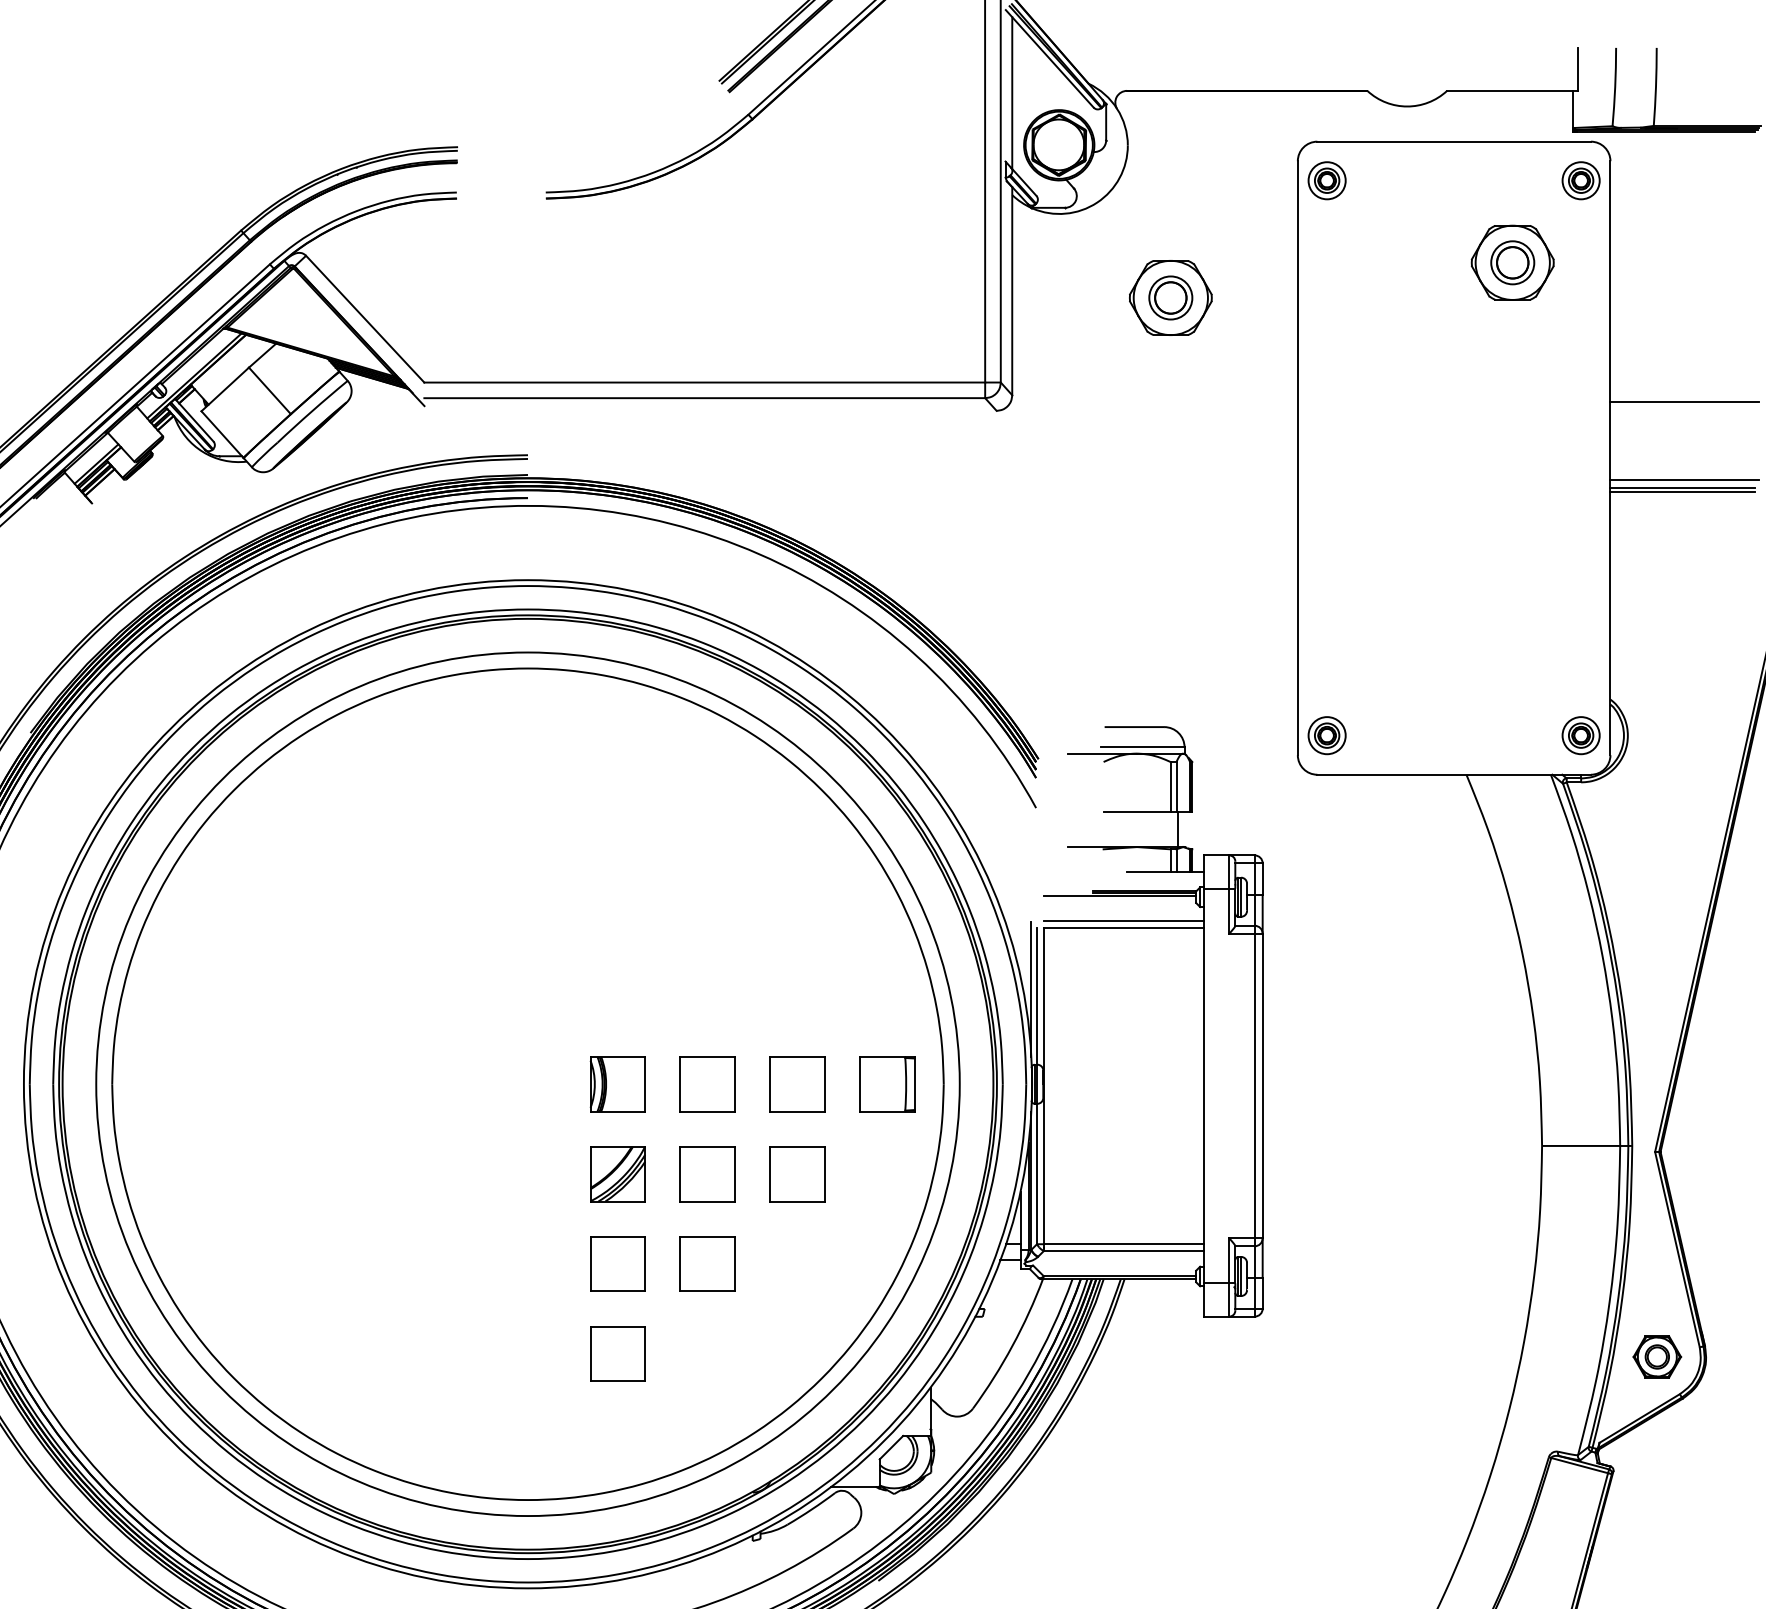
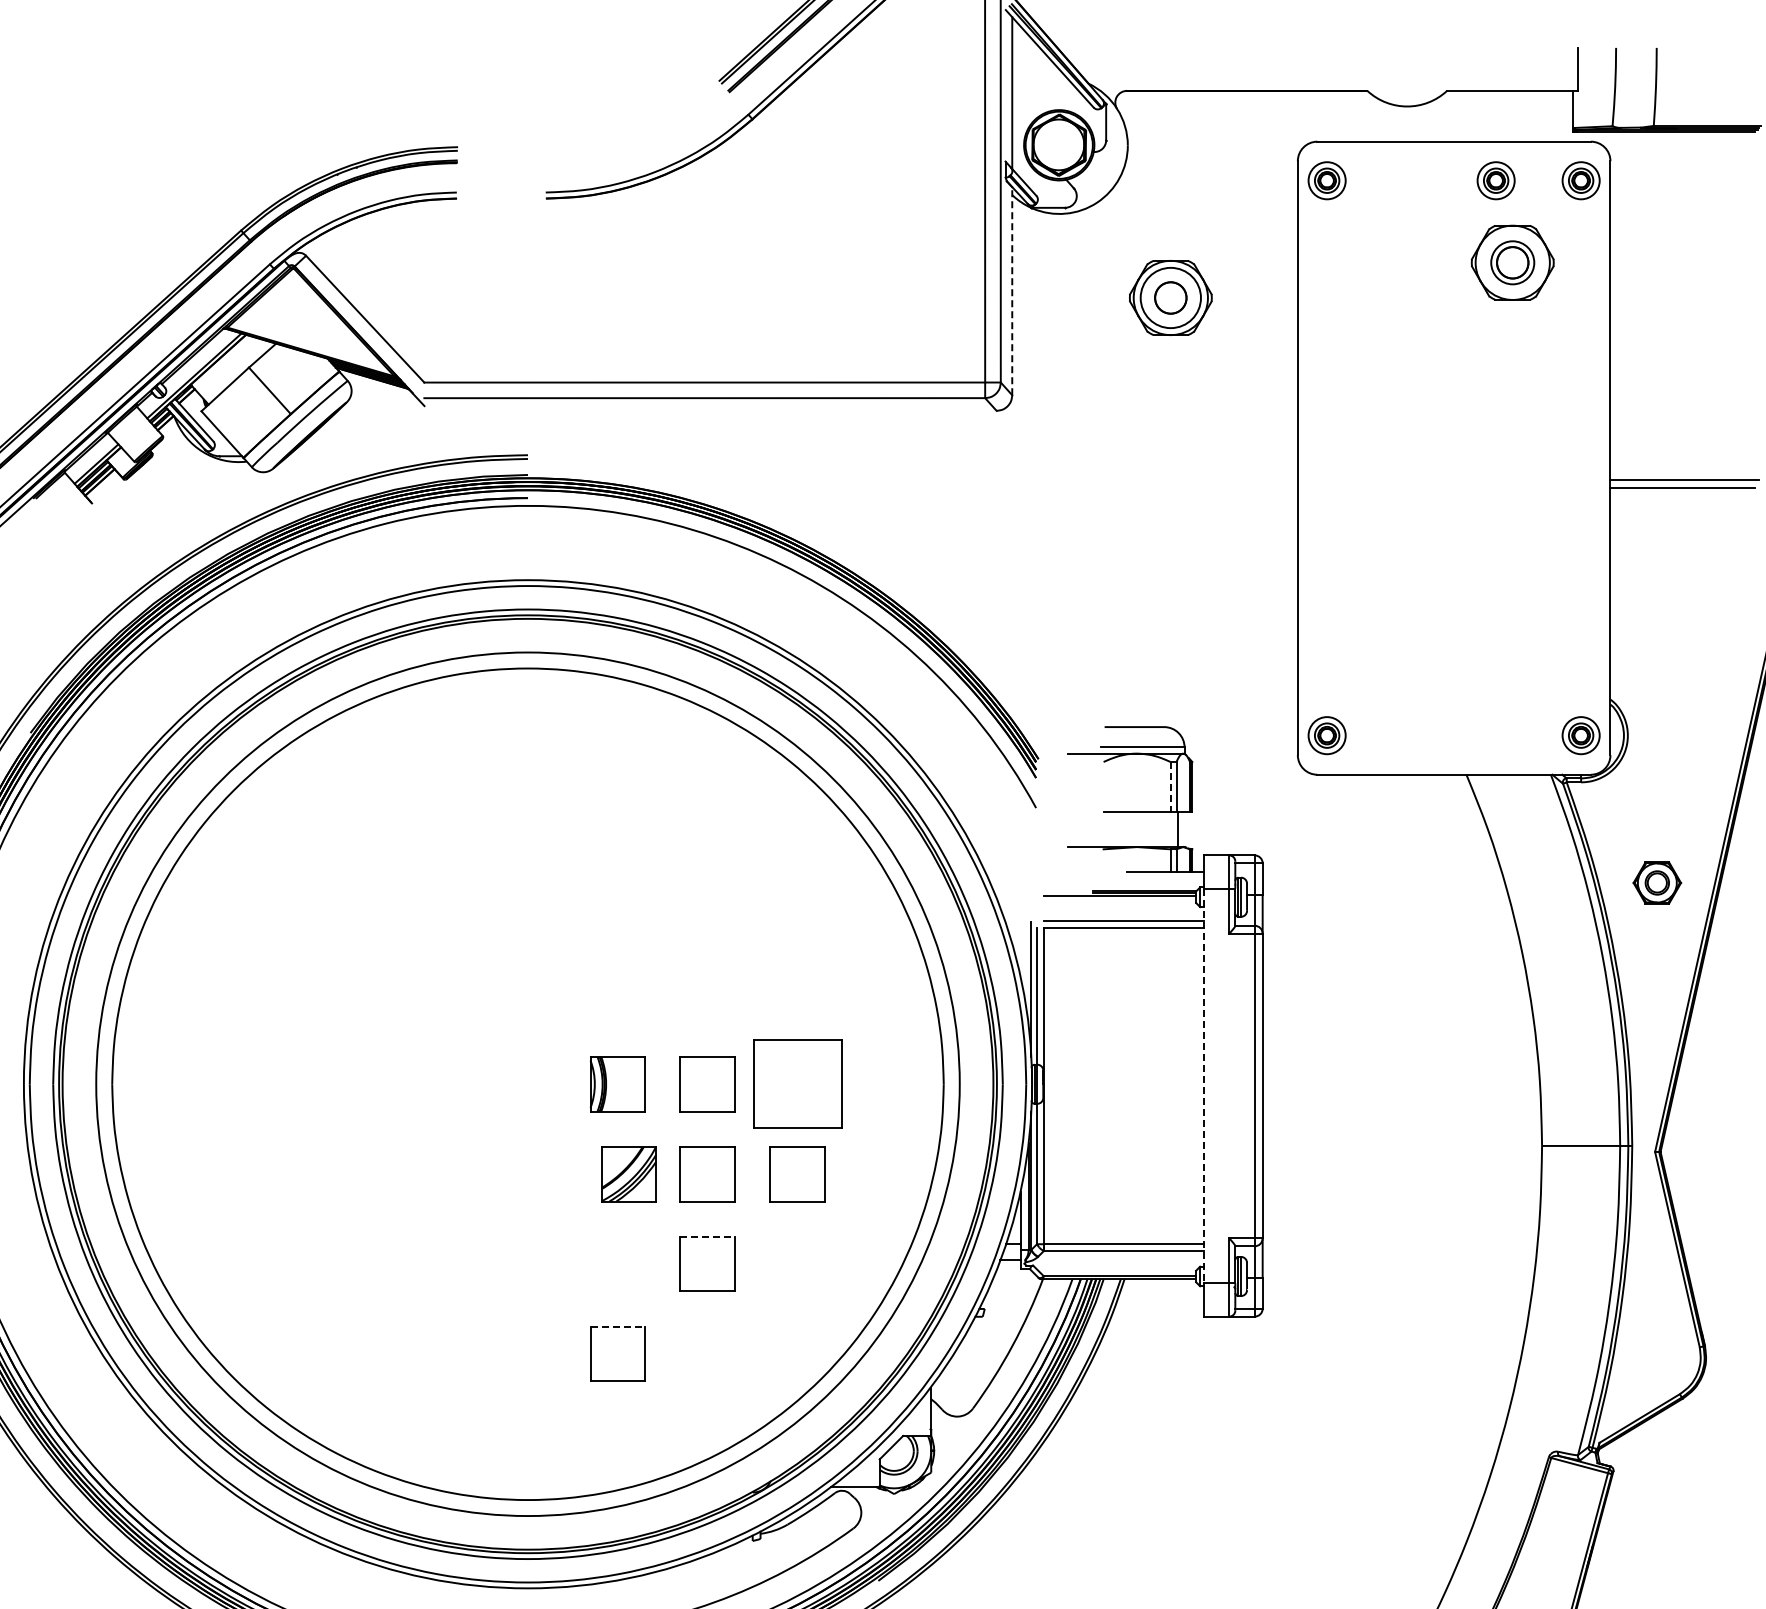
part: none -> present (1495, 180)
line: solid -> dashed (1012, 291)
circle diameter: 43 px -> 60 px (1170, 297)
line: present -> none (1684, 401)
line: present -> none (1682, 491)
line: solid -> dashed (1170, 787)
part size: 57x57 px -> 90x90 px (797, 1083)
part: present -> none (887, 1084)
line: solid -> dashed (1204, 1086)
part position: (617, 1174) -> (628, 1174) (628, 1174)
line: solid -> dashed (708, 1236)
part: present -> none (617, 1263)
line: solid -> dashed (618, 1326)
part position: (1657, 1356) -> (1657, 882) (1657, 882)
